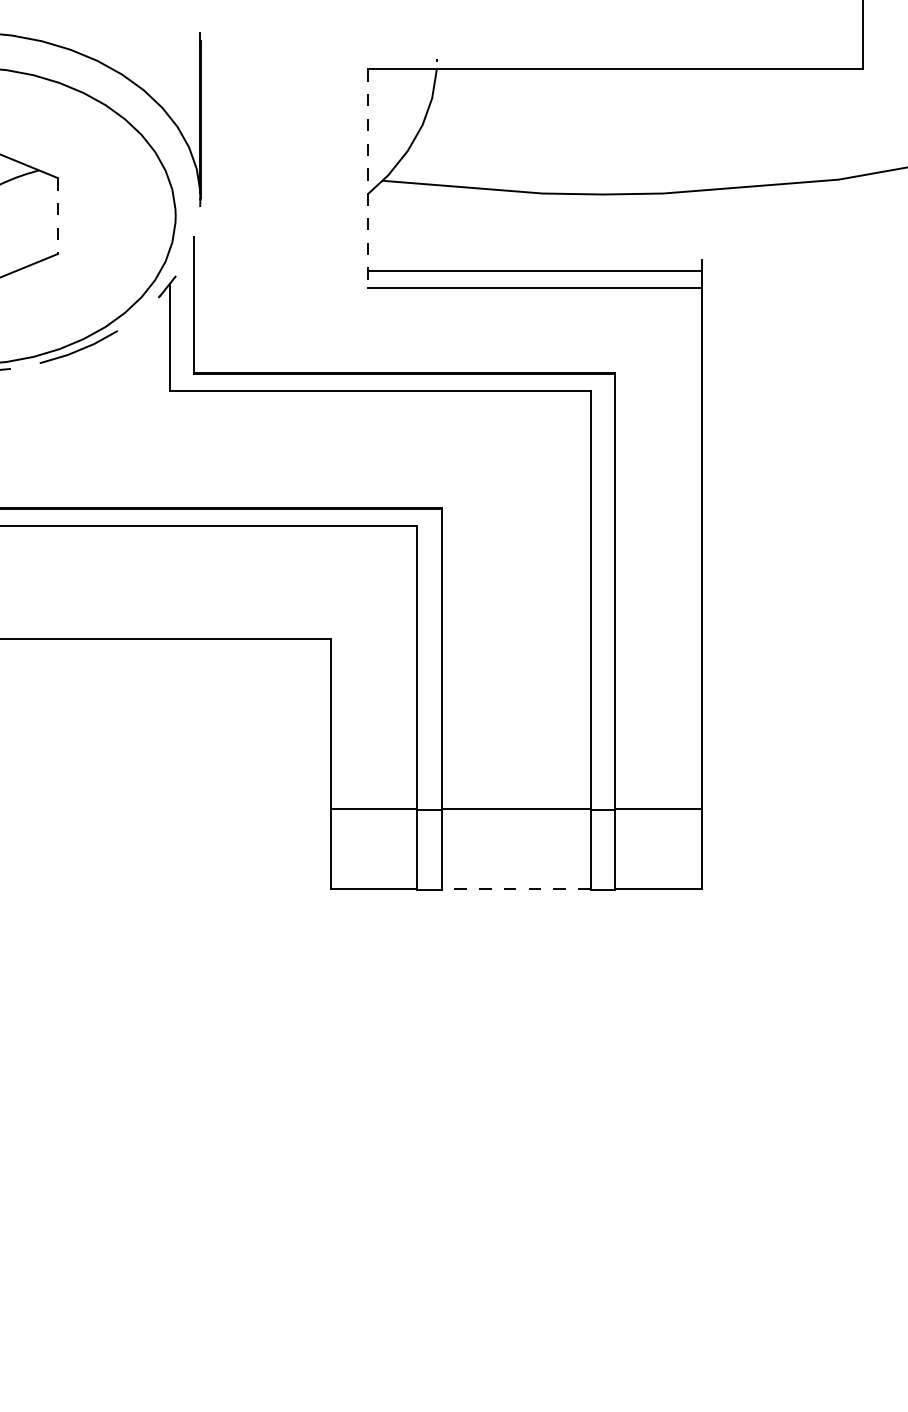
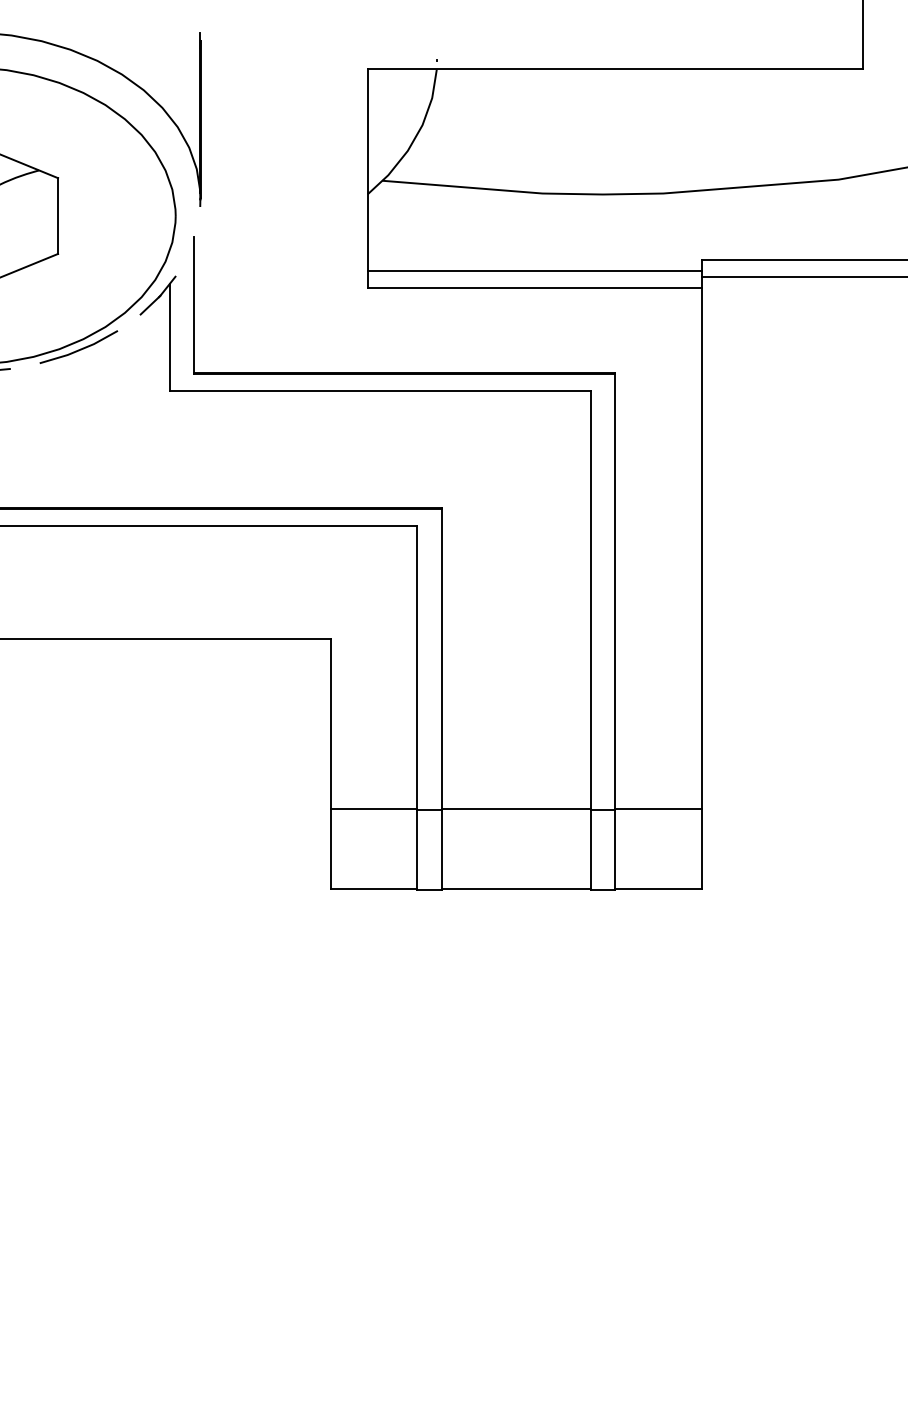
line: dashed -> solid (367, 179)
line: dashed -> solid (58, 216)
line: none -> present (803, 259)
line: none -> present (803, 277)
line: none -> present (149, 305)
line: dashed -> solid (515, 889)
